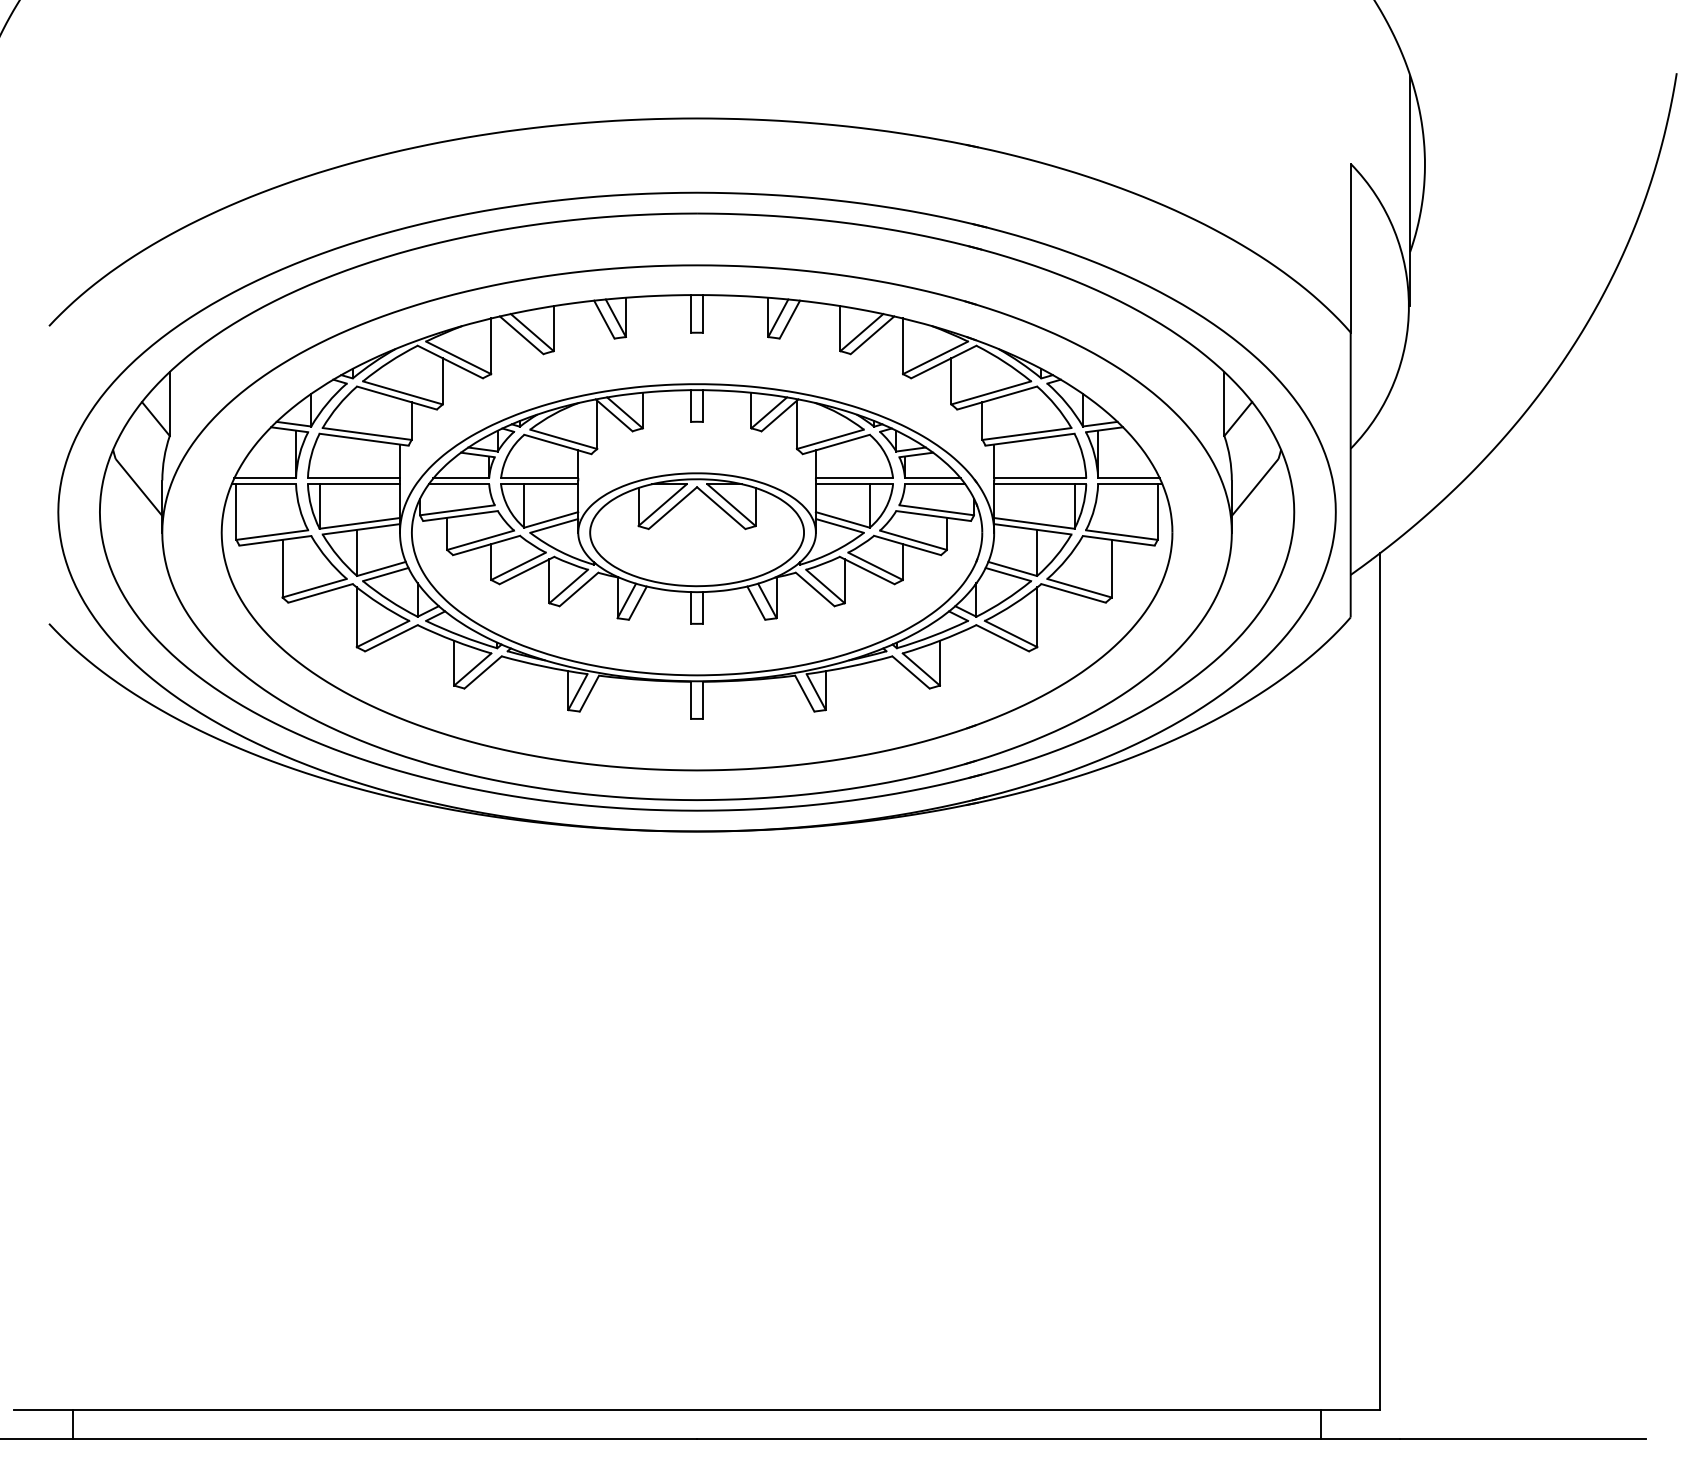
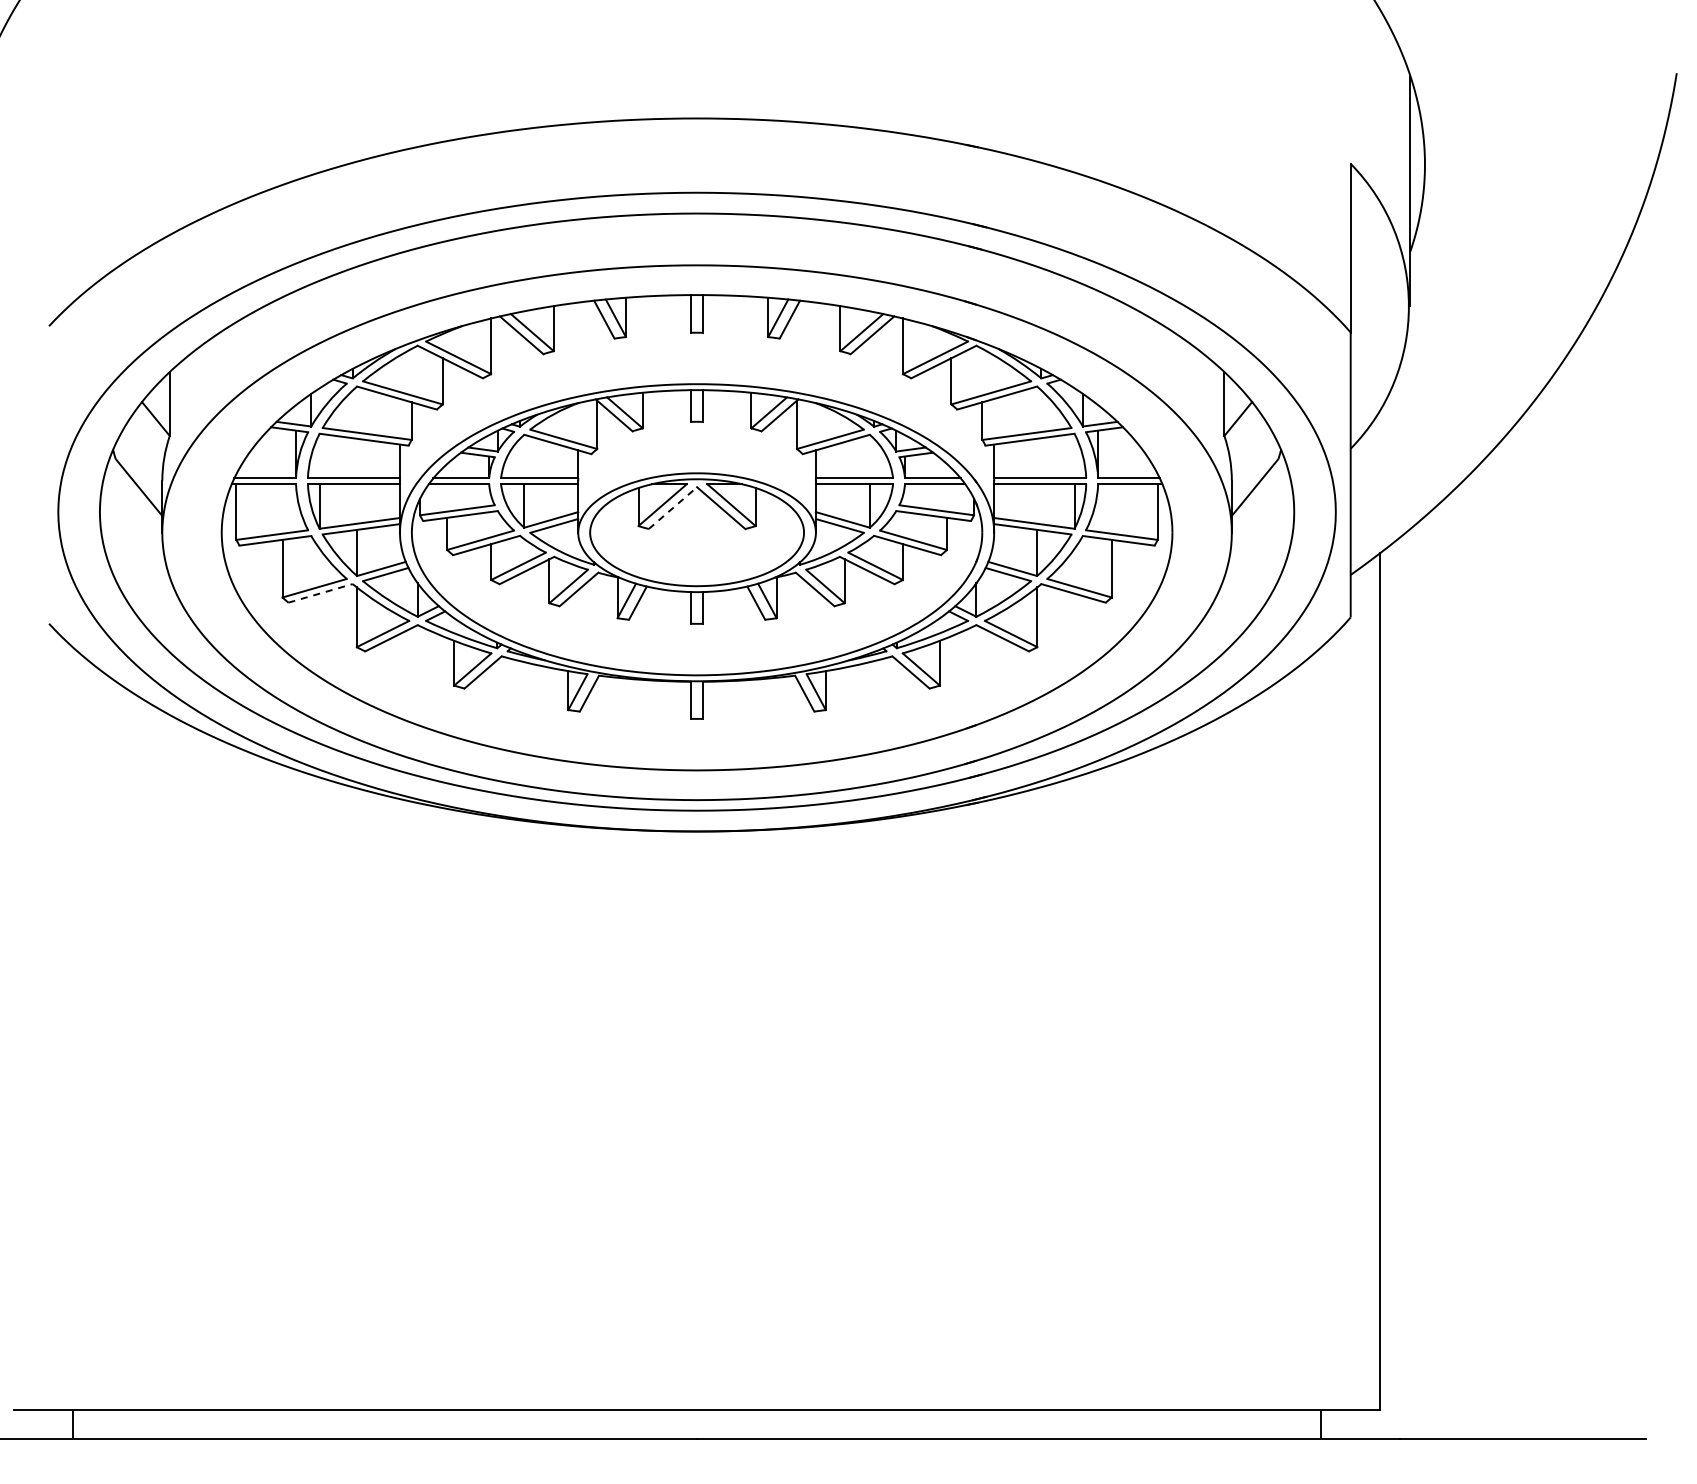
line: solid -> dashed (672, 508)
line: solid -> dashed (321, 593)
